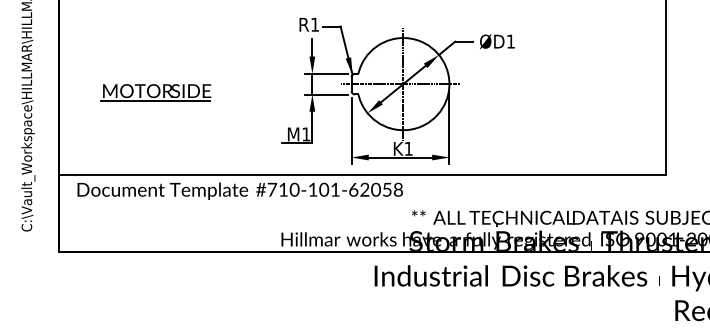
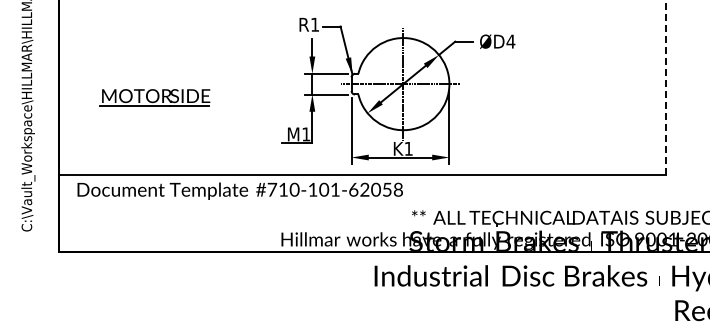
text: ØD1 -> ØD4 (510, 41)
line: solid -> dashed (666, 87)
part position: (155, 92) -> (154, 97) (154, 97)
